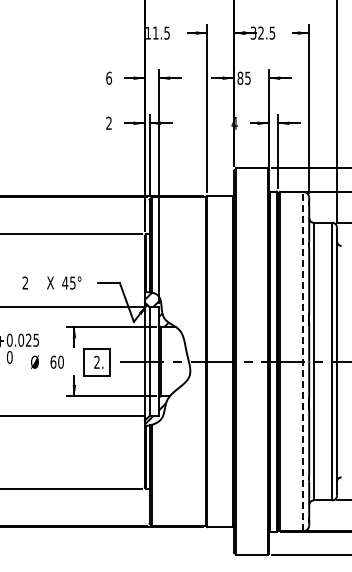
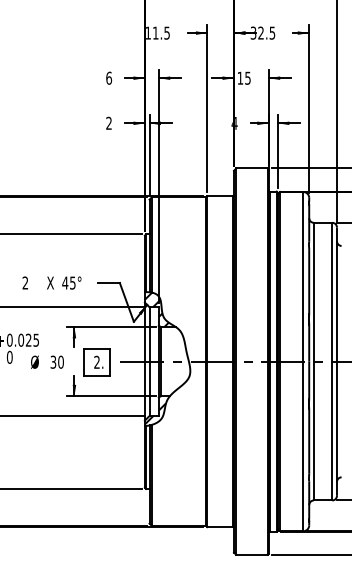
text: 85 -> 15 (240, 77)
text: 60 -> 30 (53, 361)
line: dashed -> solid (303, 361)
